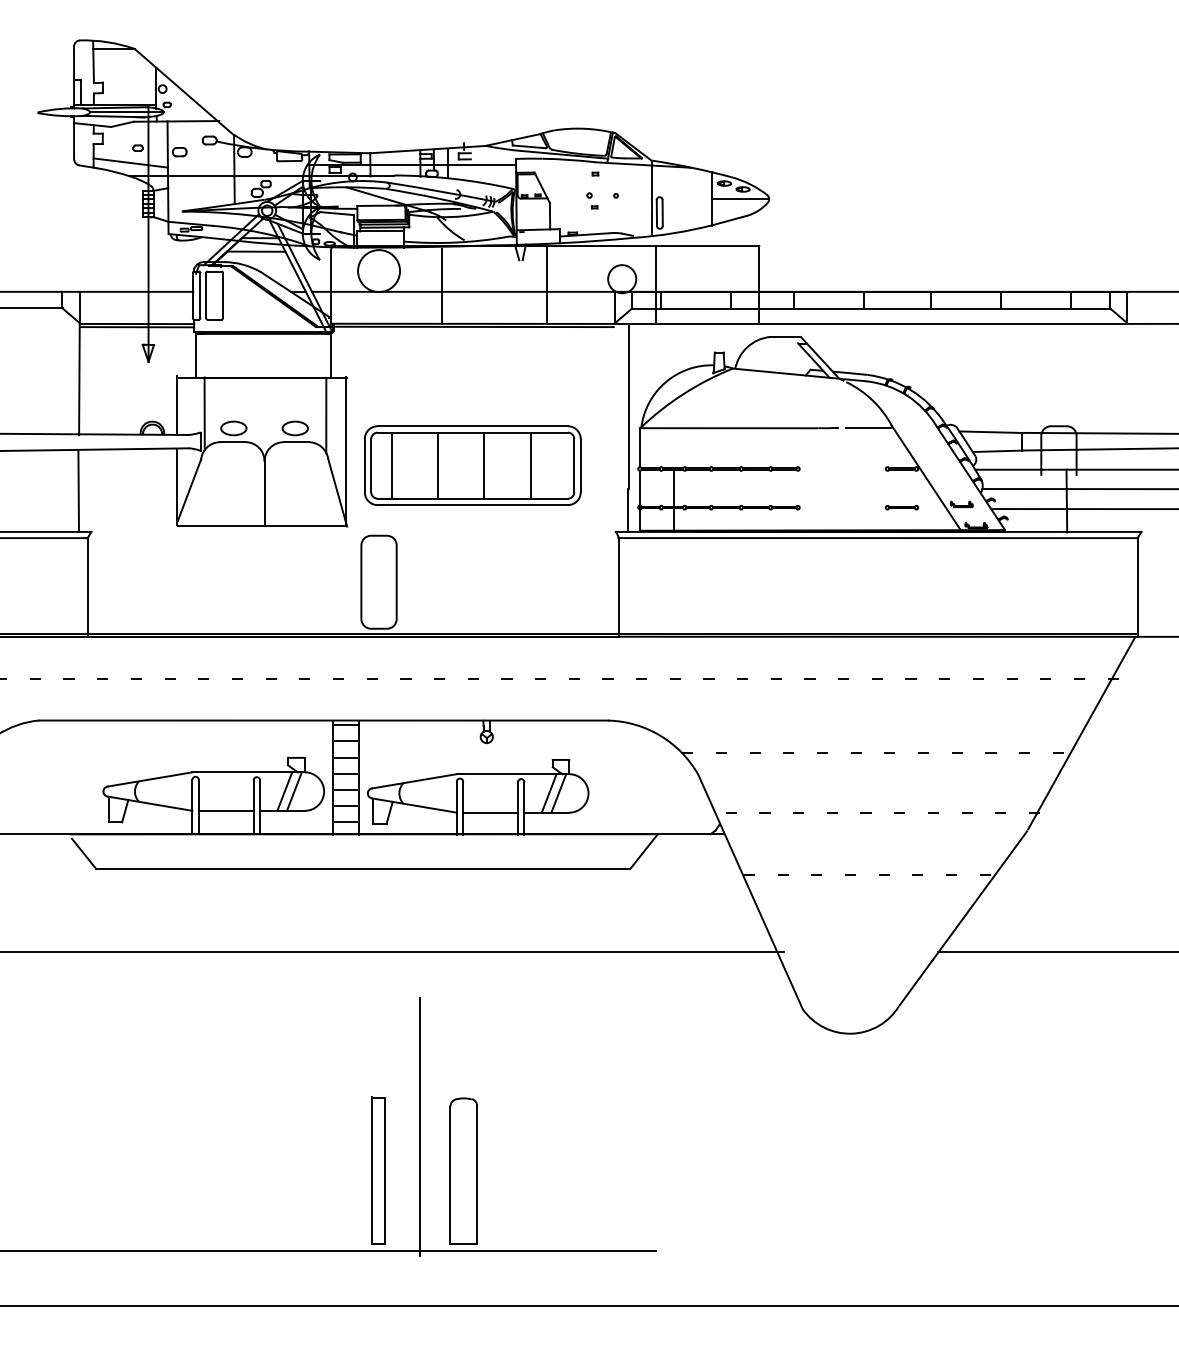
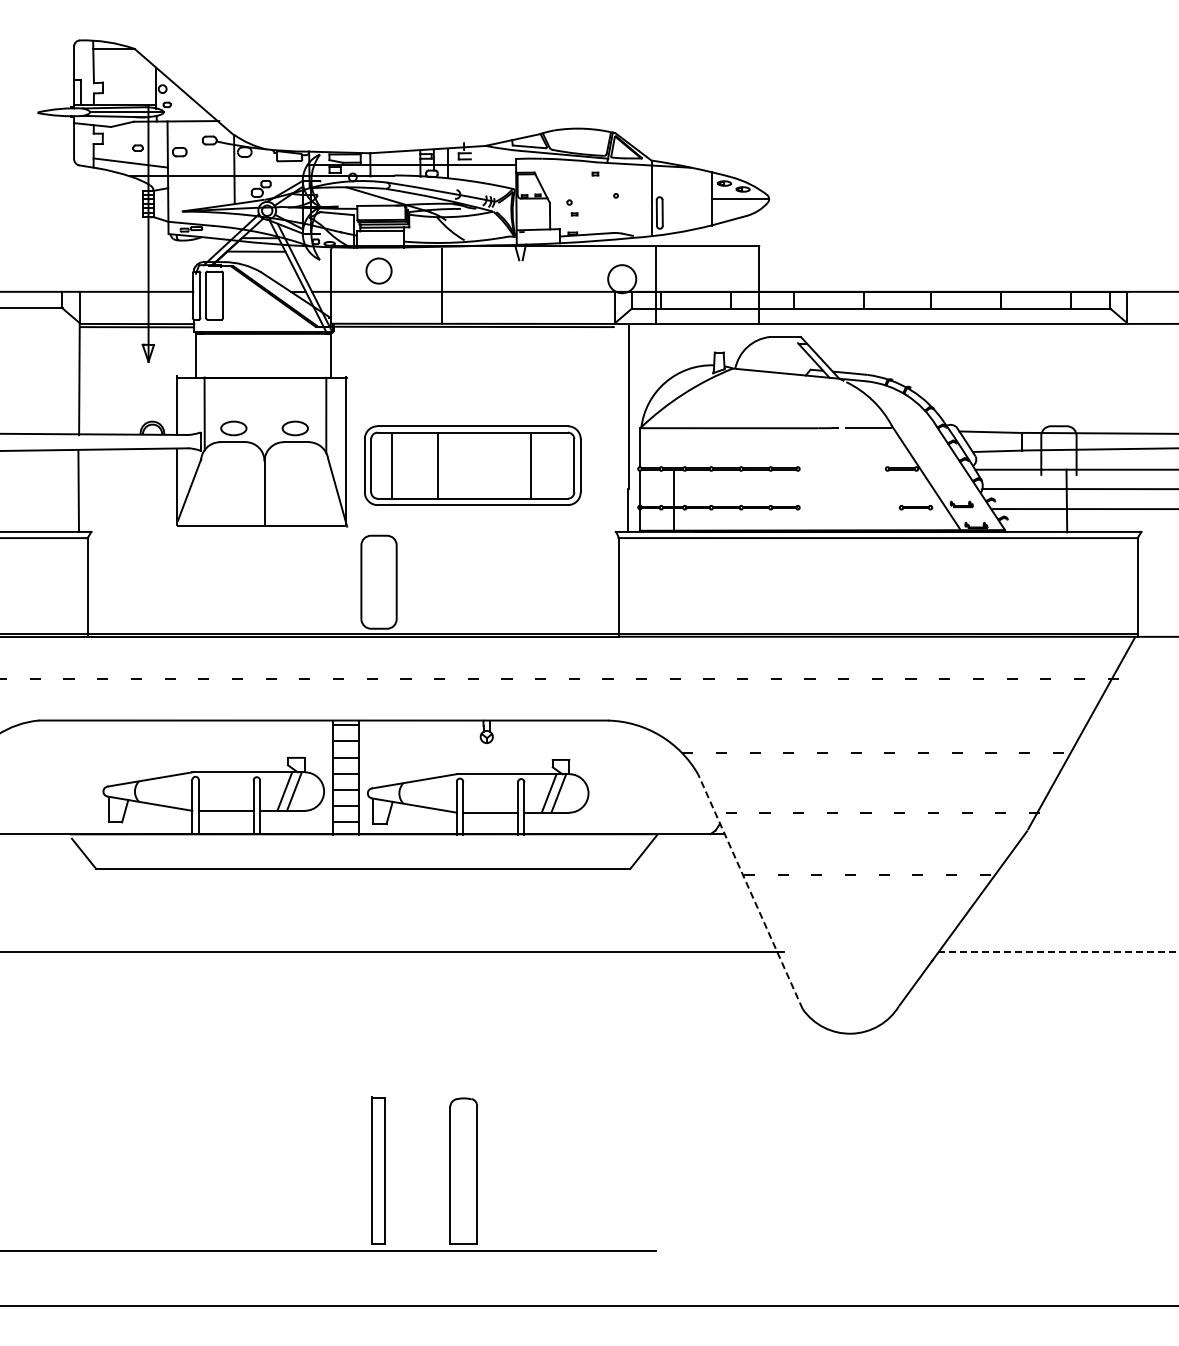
part position: (592, 200) -> (572, 207) (572, 207)
circle diameter: 42 px -> 25 px (378, 270)
line: present -> none (546, 284)
line: present -> none (484, 465)
part position: (901, 507) -> (915, 507) (915, 507)
line: solid -> dashed (750, 891)
line: solid -> dashed (1058, 952)
line: present -> none (420, 1126)
